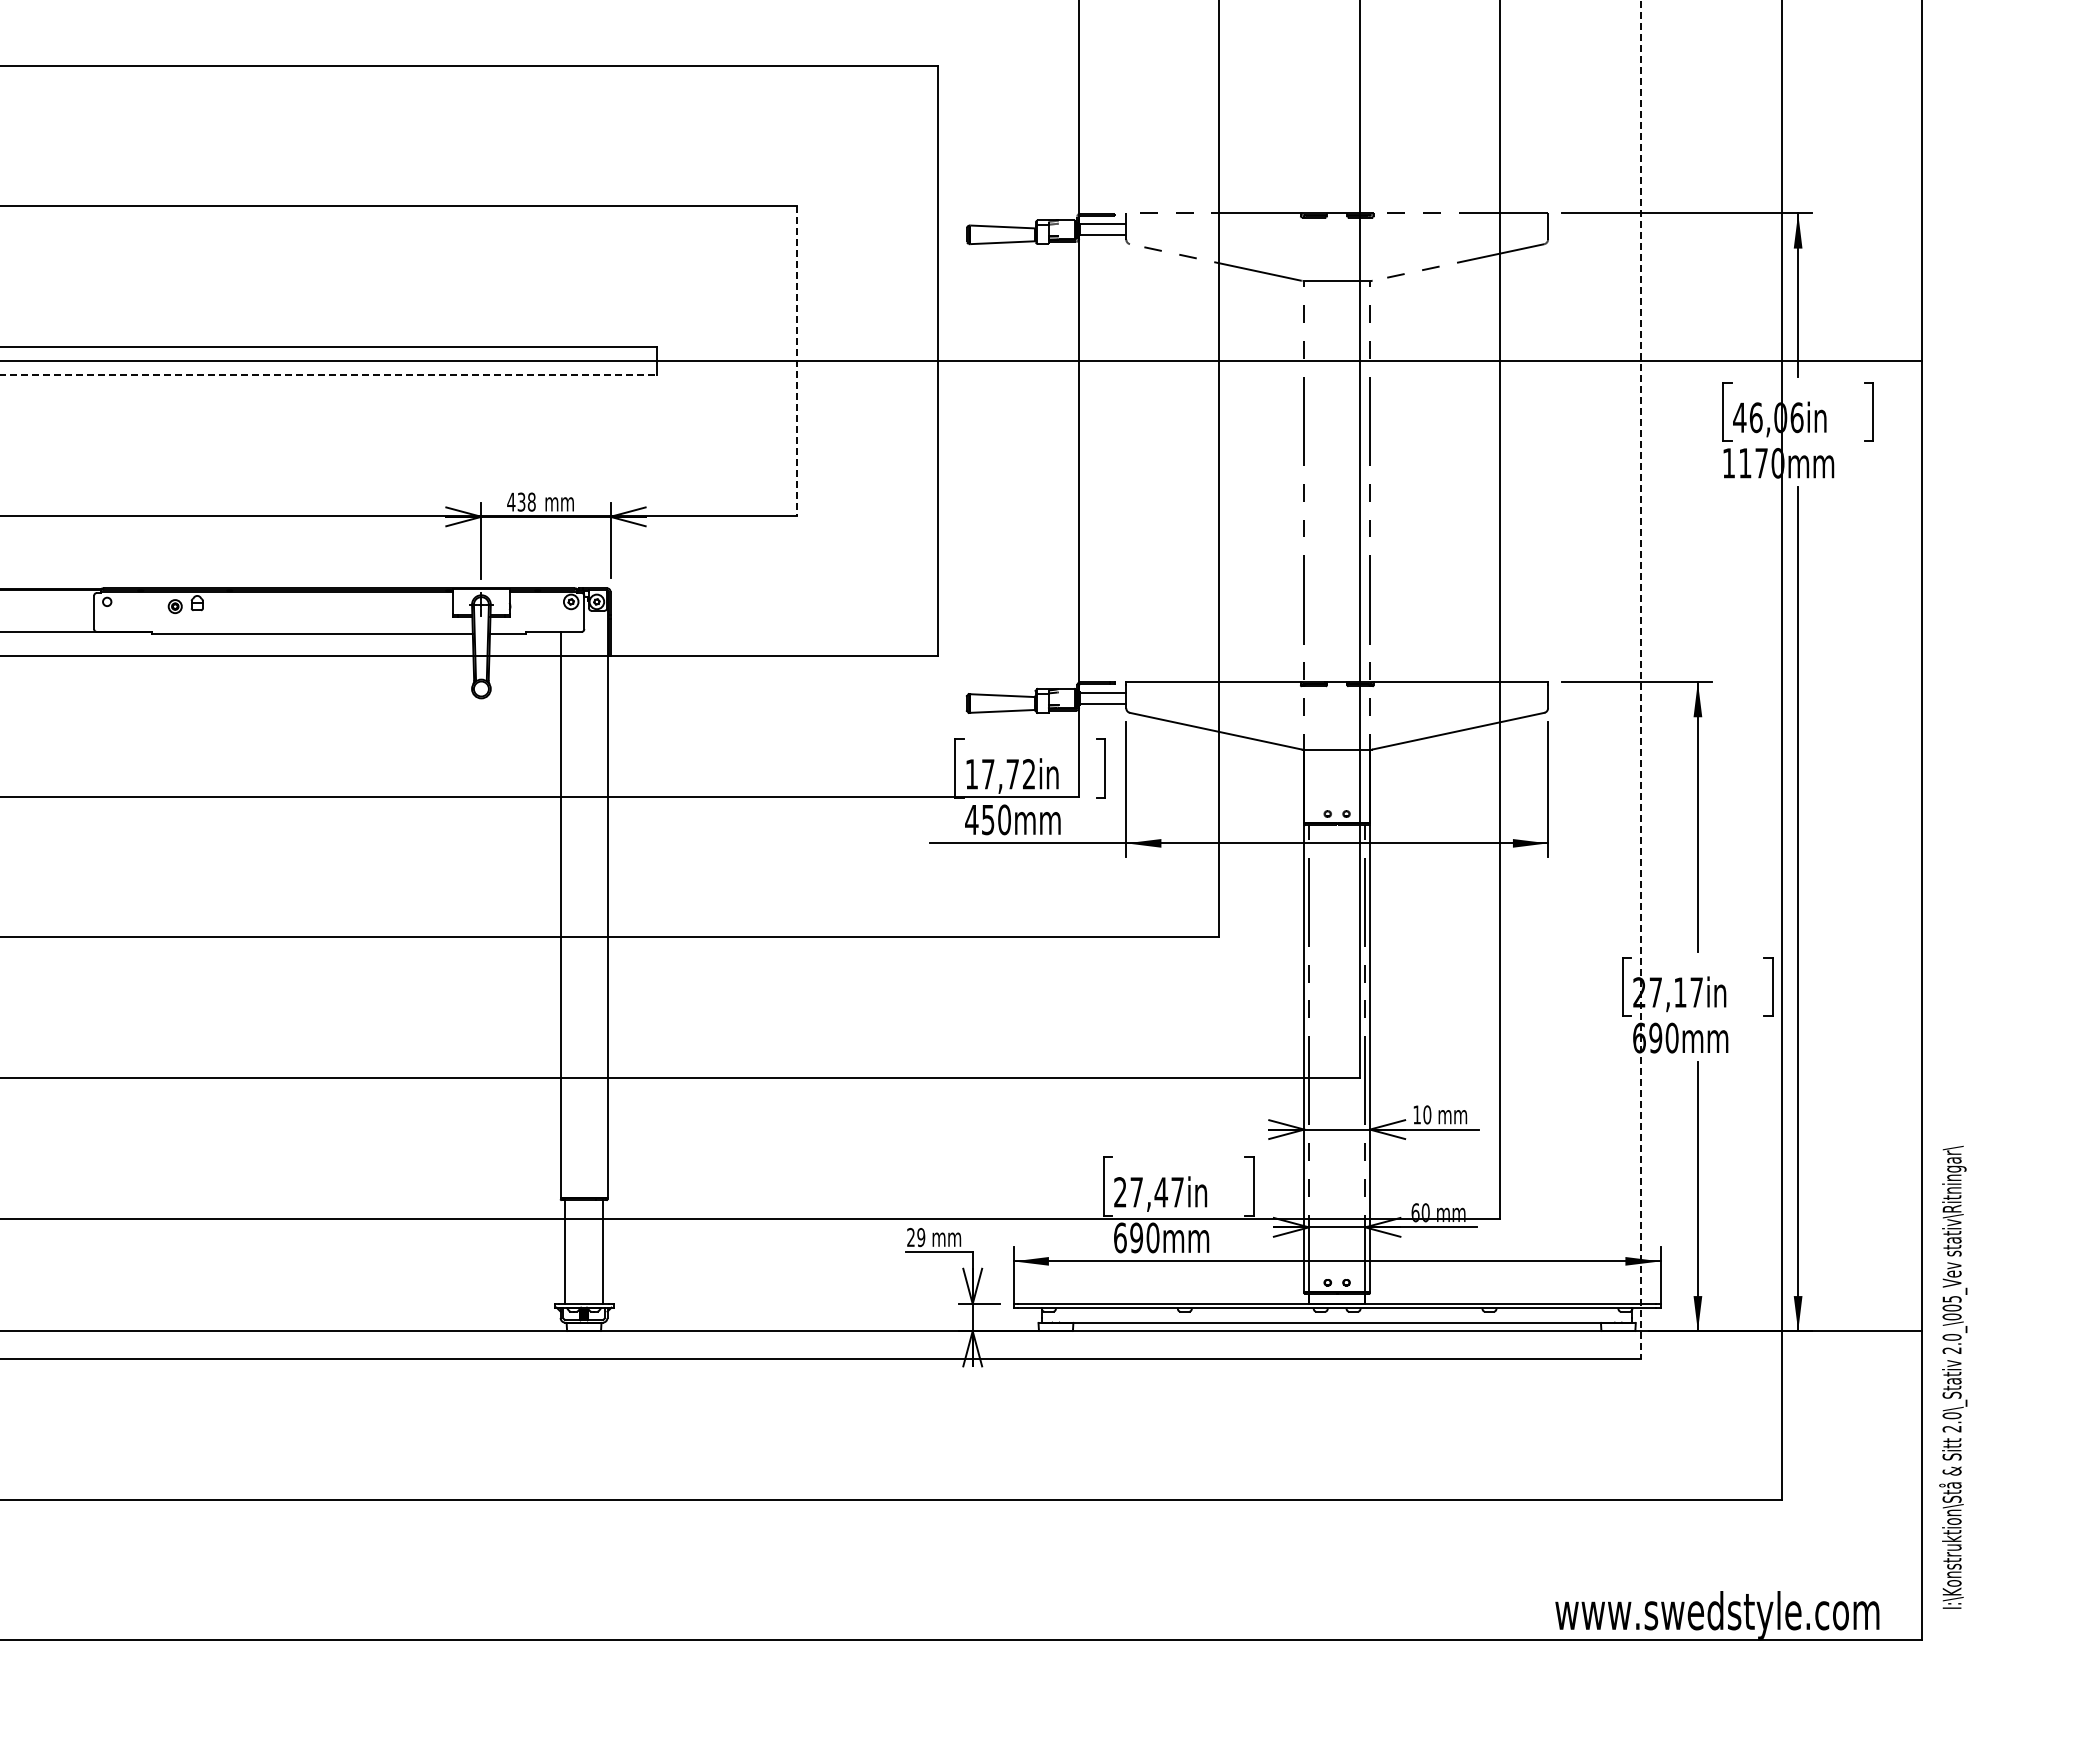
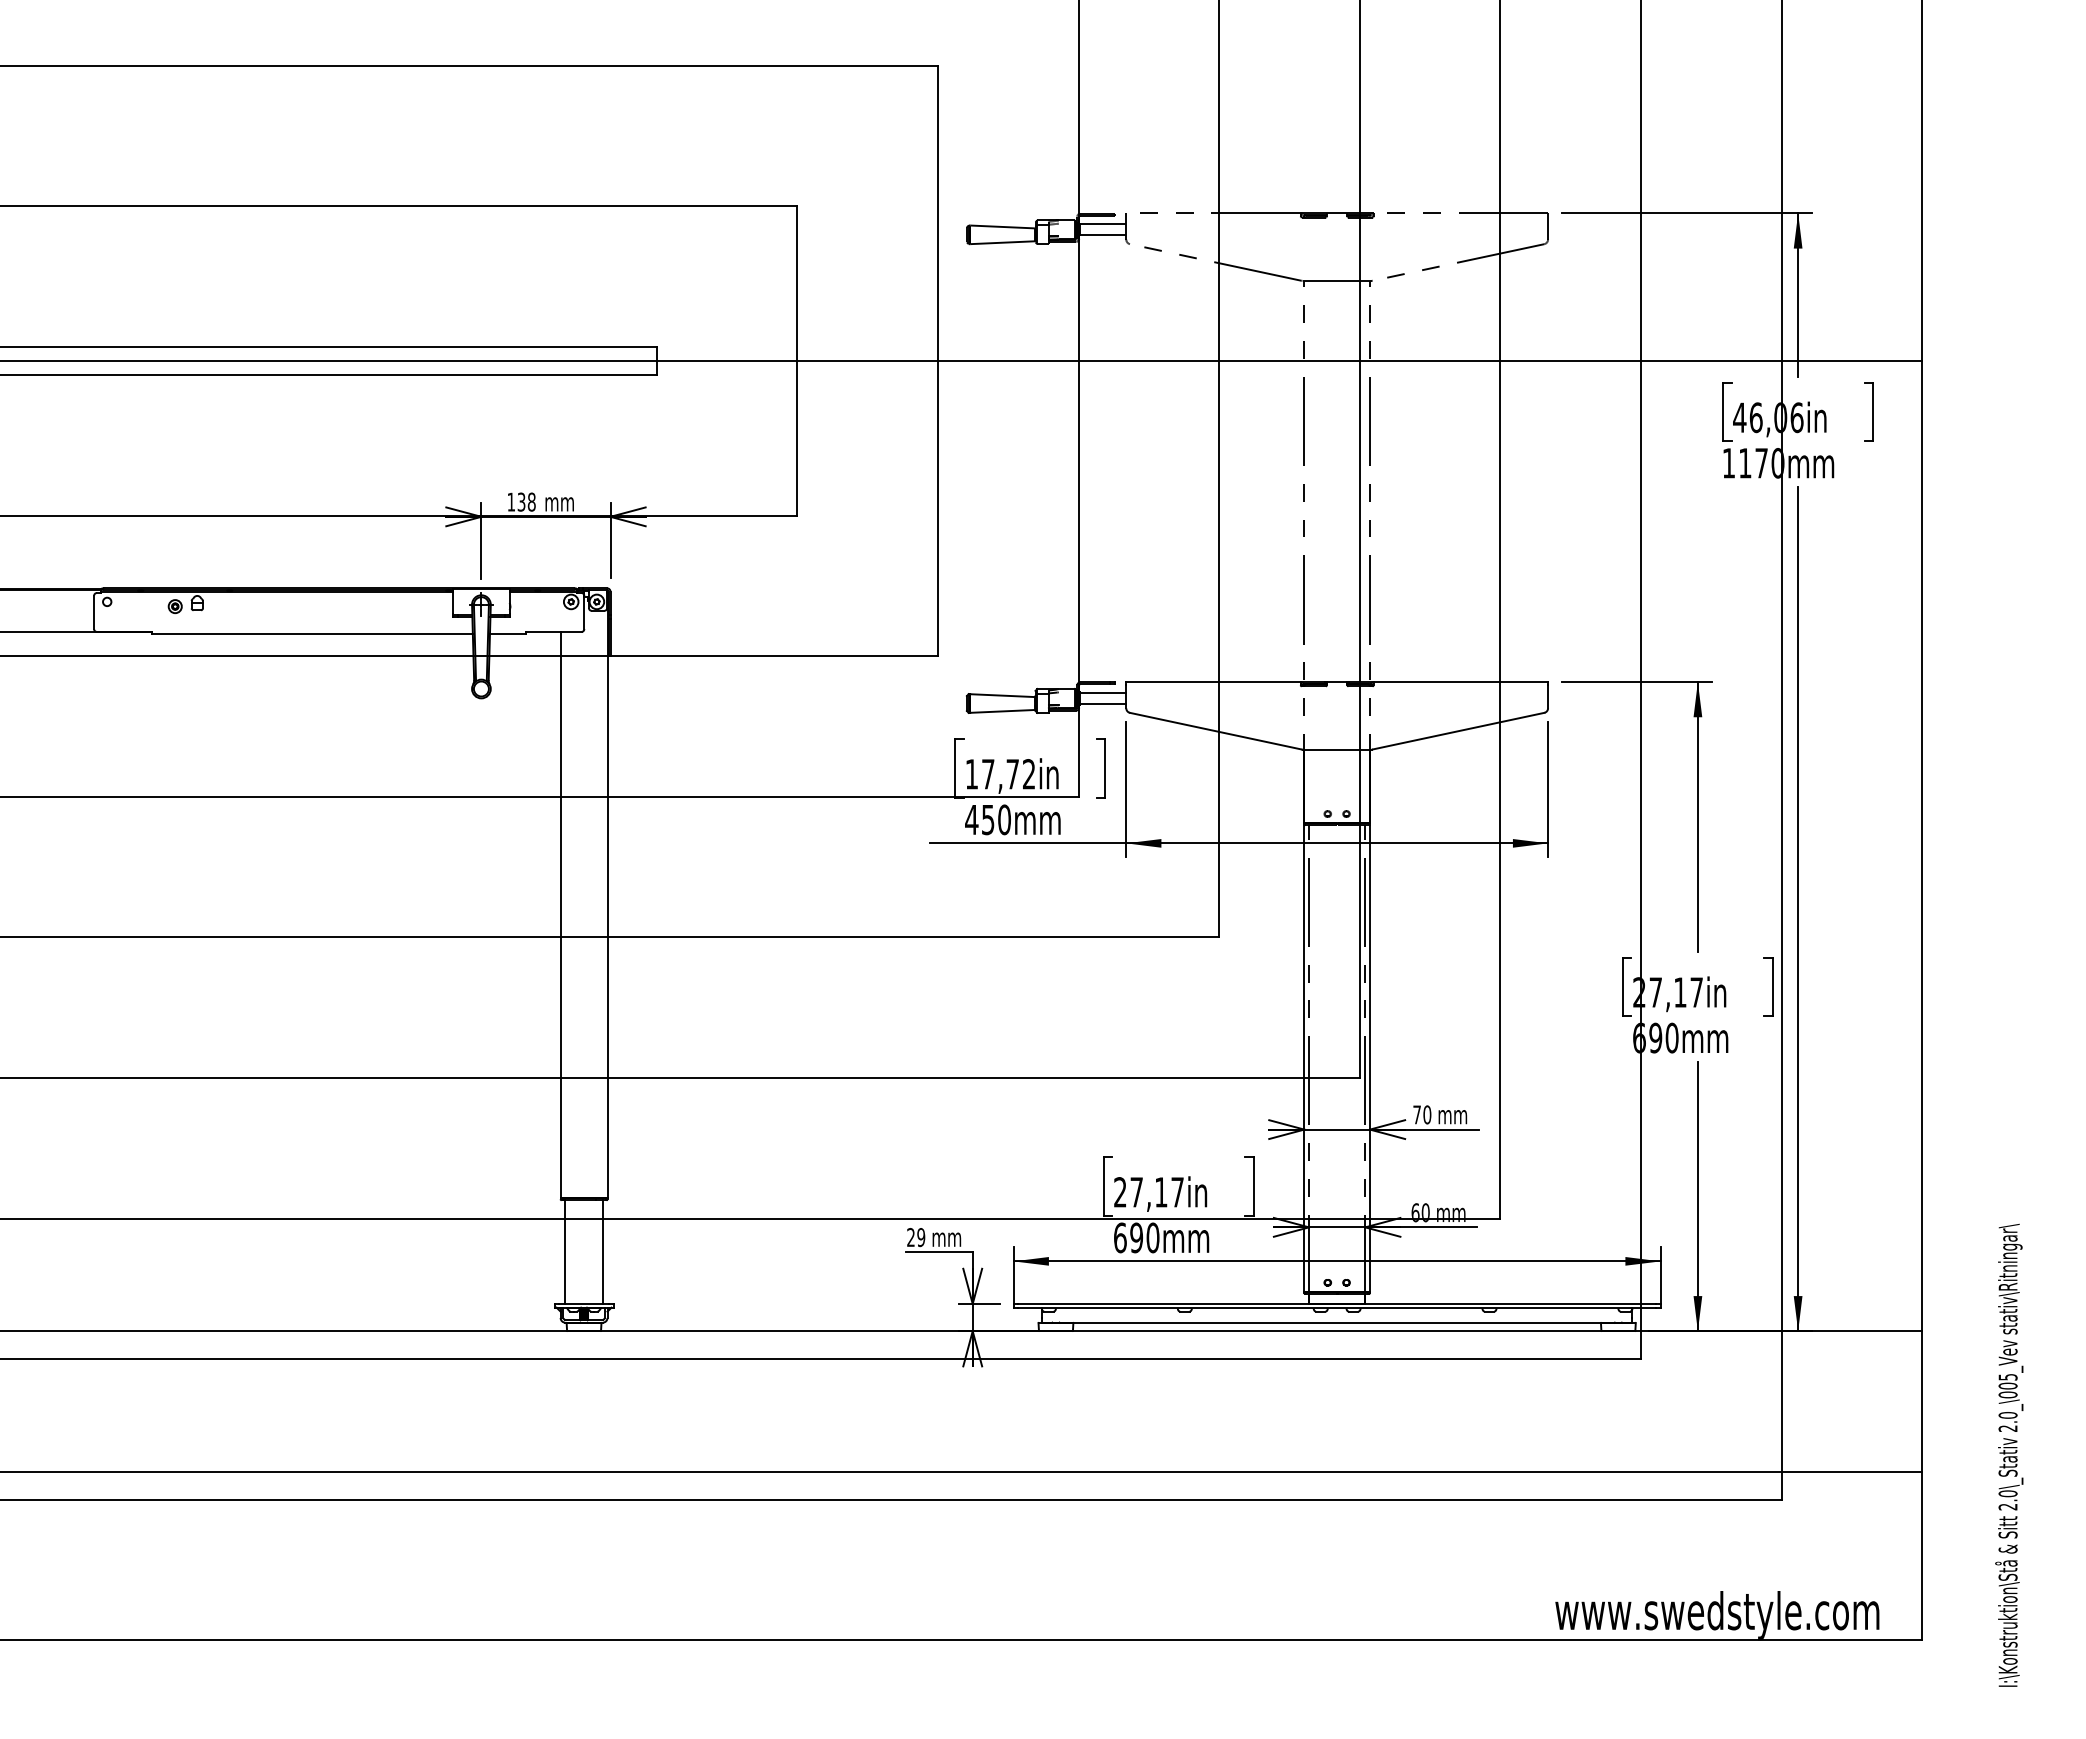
line: dashed -> solid (797, 360)
line: dashed -> solid (328, 375)
text: 438 -> 138 (511, 501)
line: dashed -> solid (1640, 680)
text: 10 -> 70 (1416, 1114)
text: 27,47in -> 27,17in (1160, 1192)
text position: (1953, 1376) -> (2009, 1454) (2009, 1454)
line: none -> present (962, 1471)
